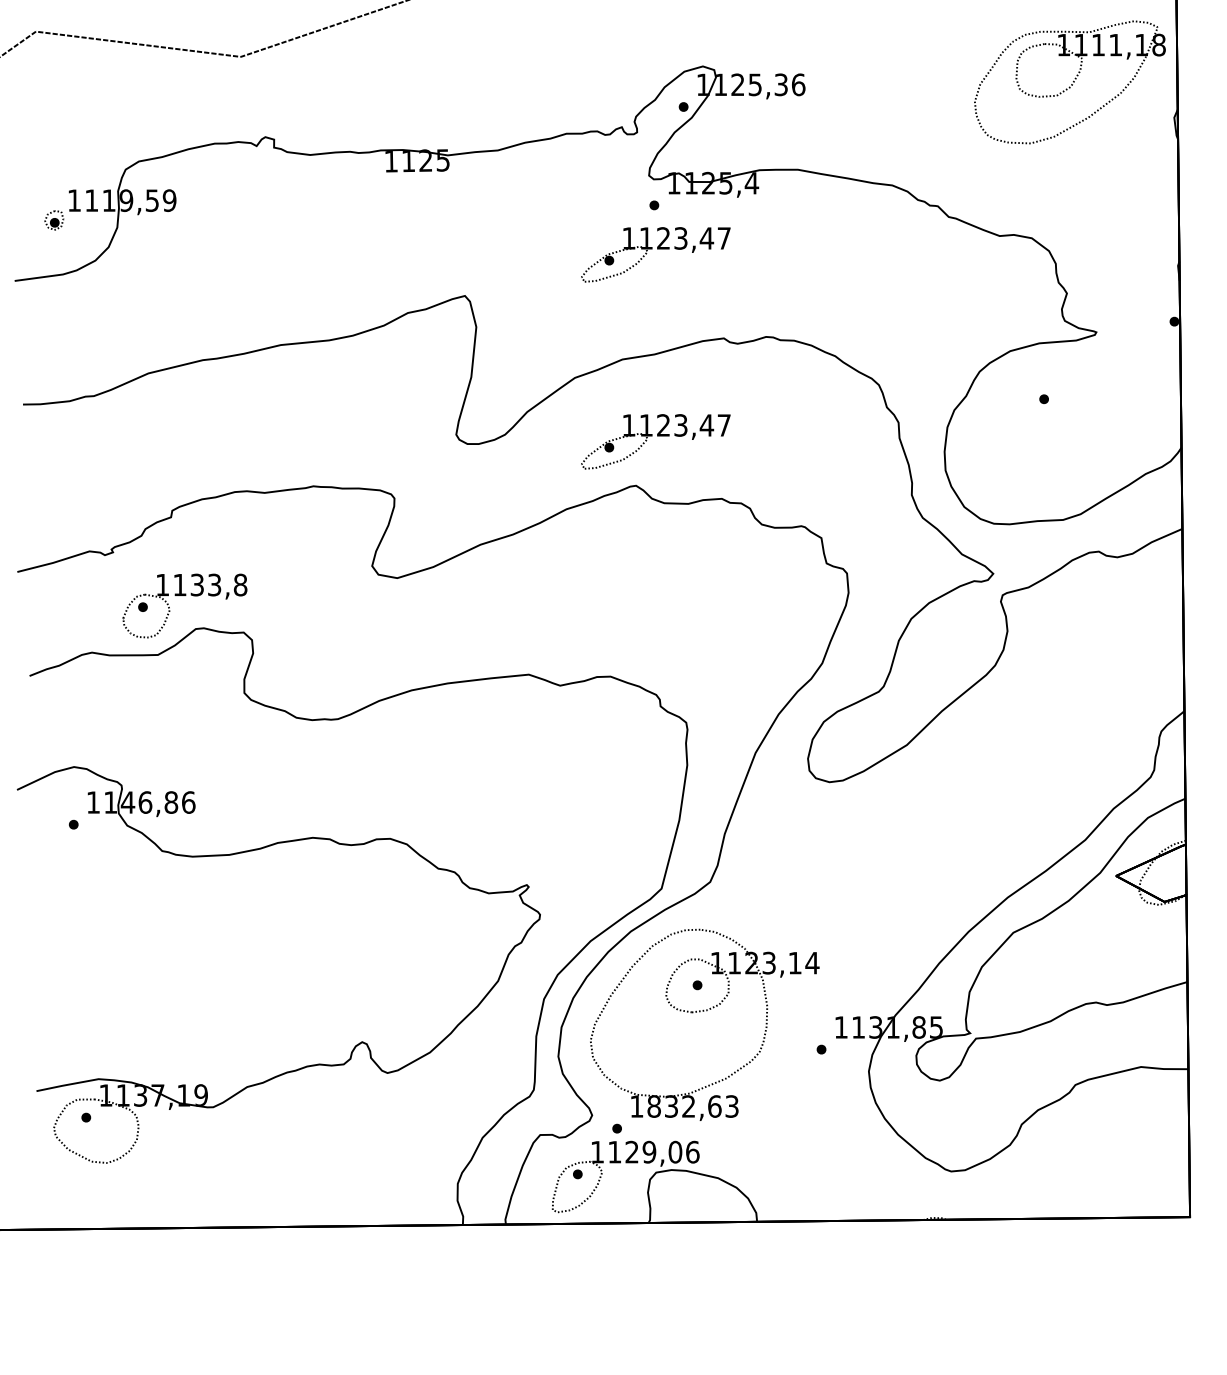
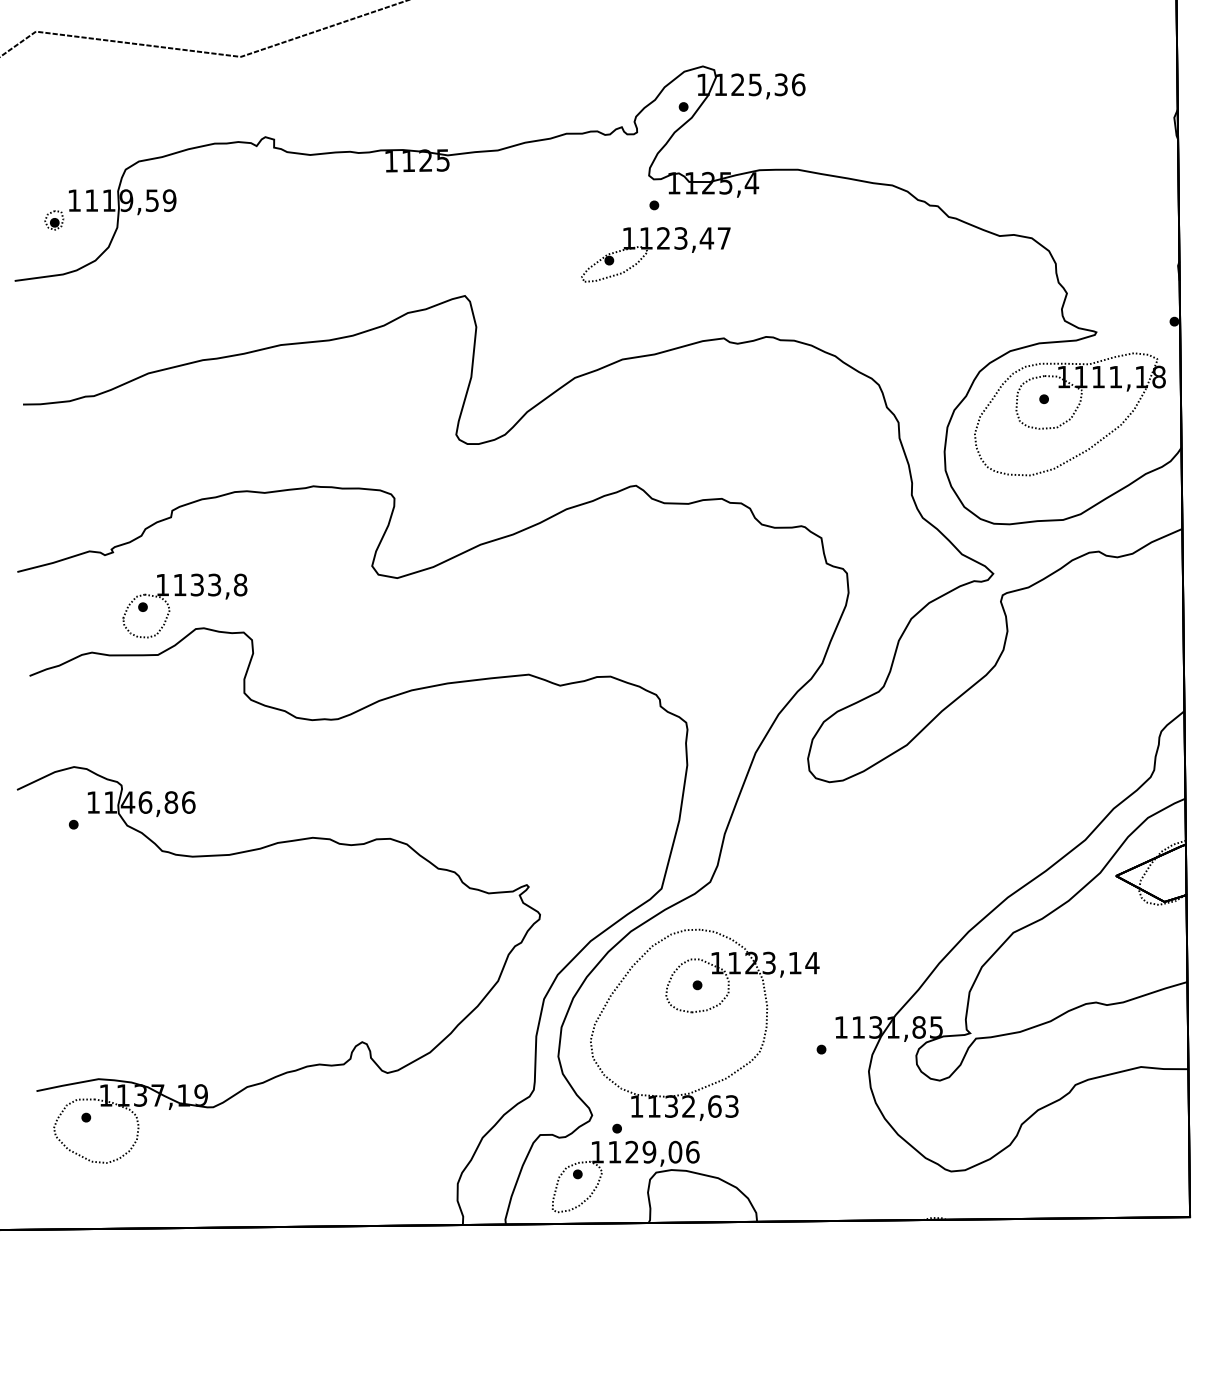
part position: (1069, 82) -> (1069, 414) (1069, 414)
part: present -> none (655, 441)
text: 1832,63 -> 1132,63 (653, 1106)
